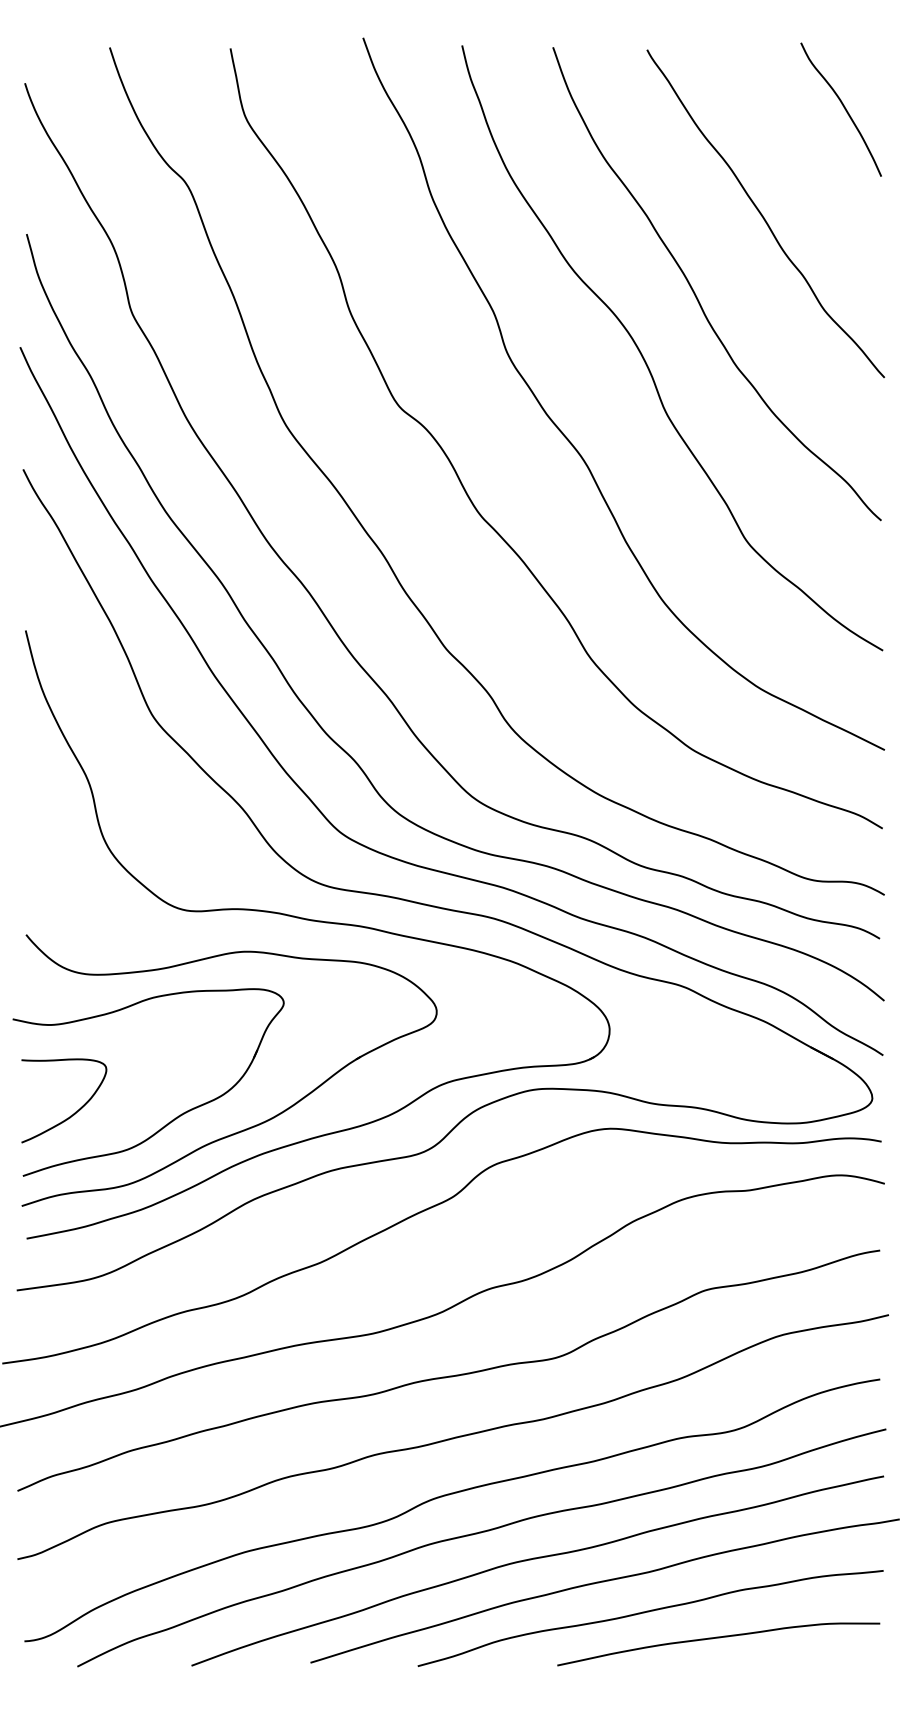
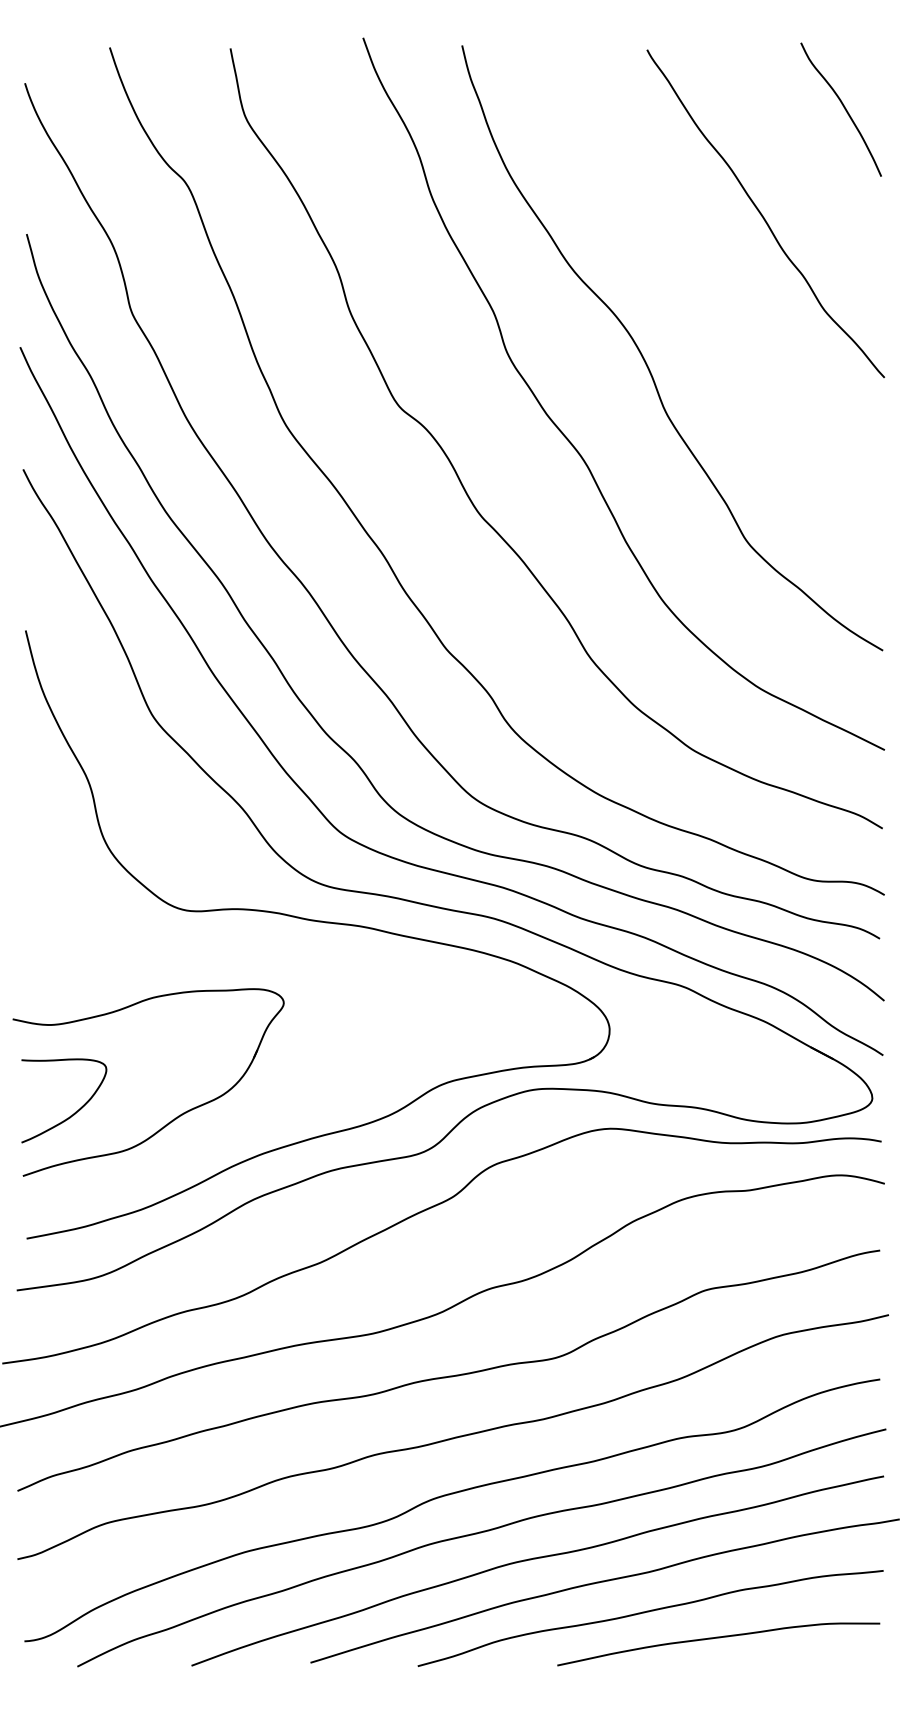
curve: present -> none (696, 294)
part: present -> none (253, 1125)
